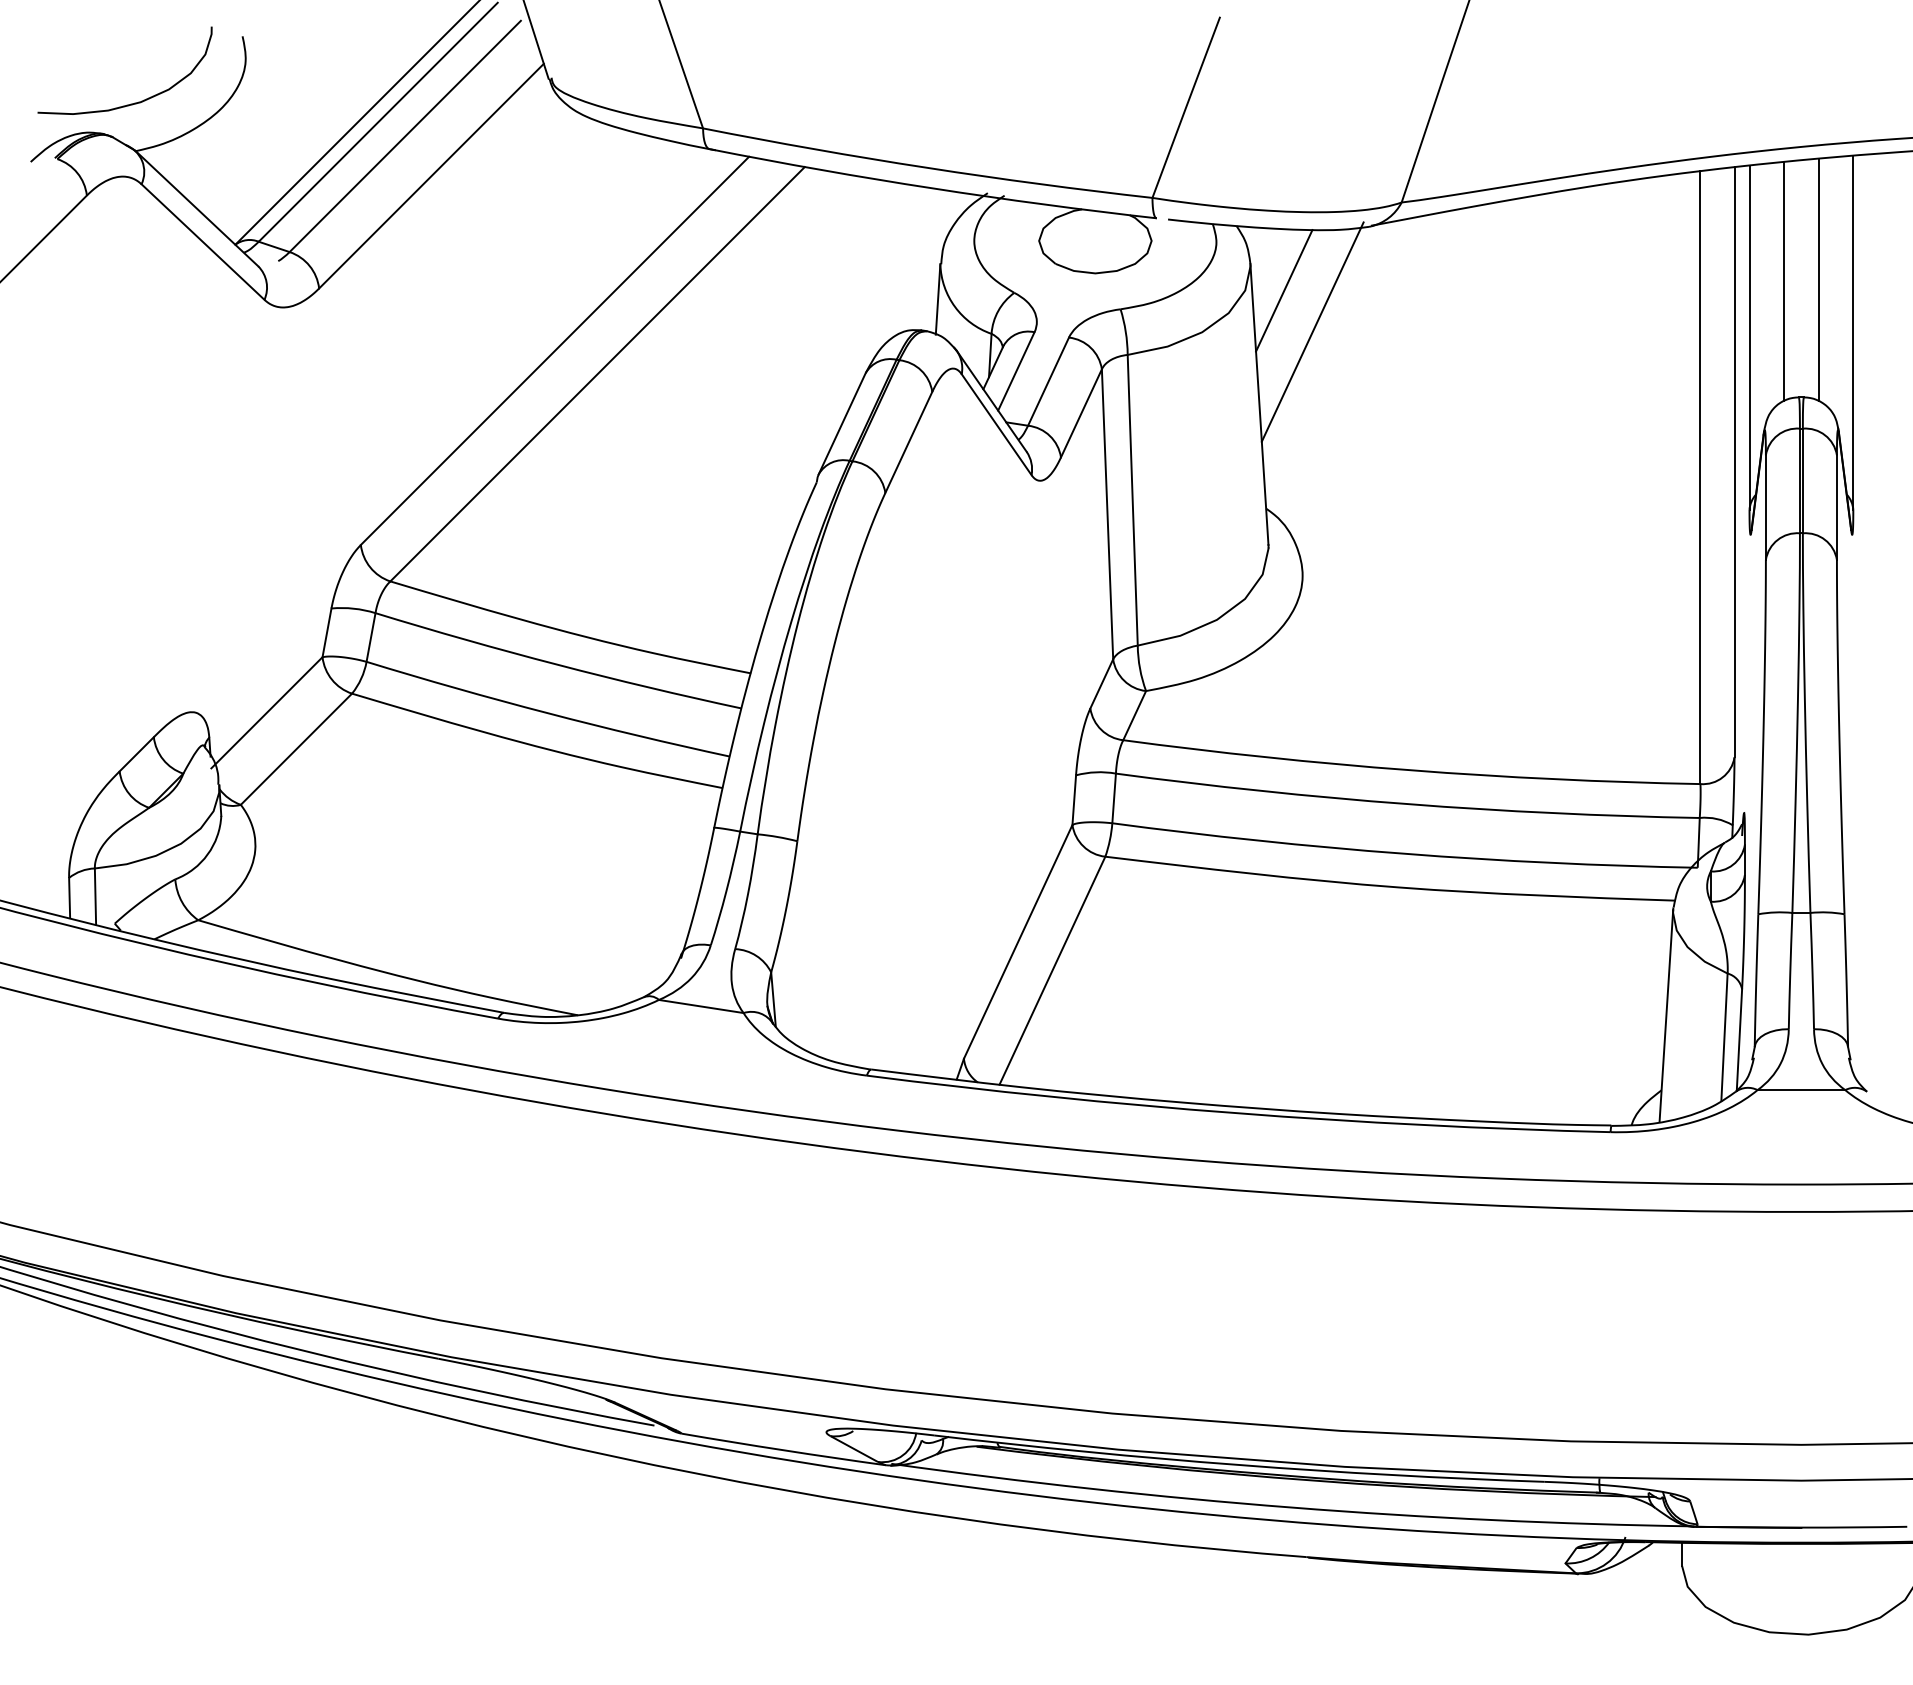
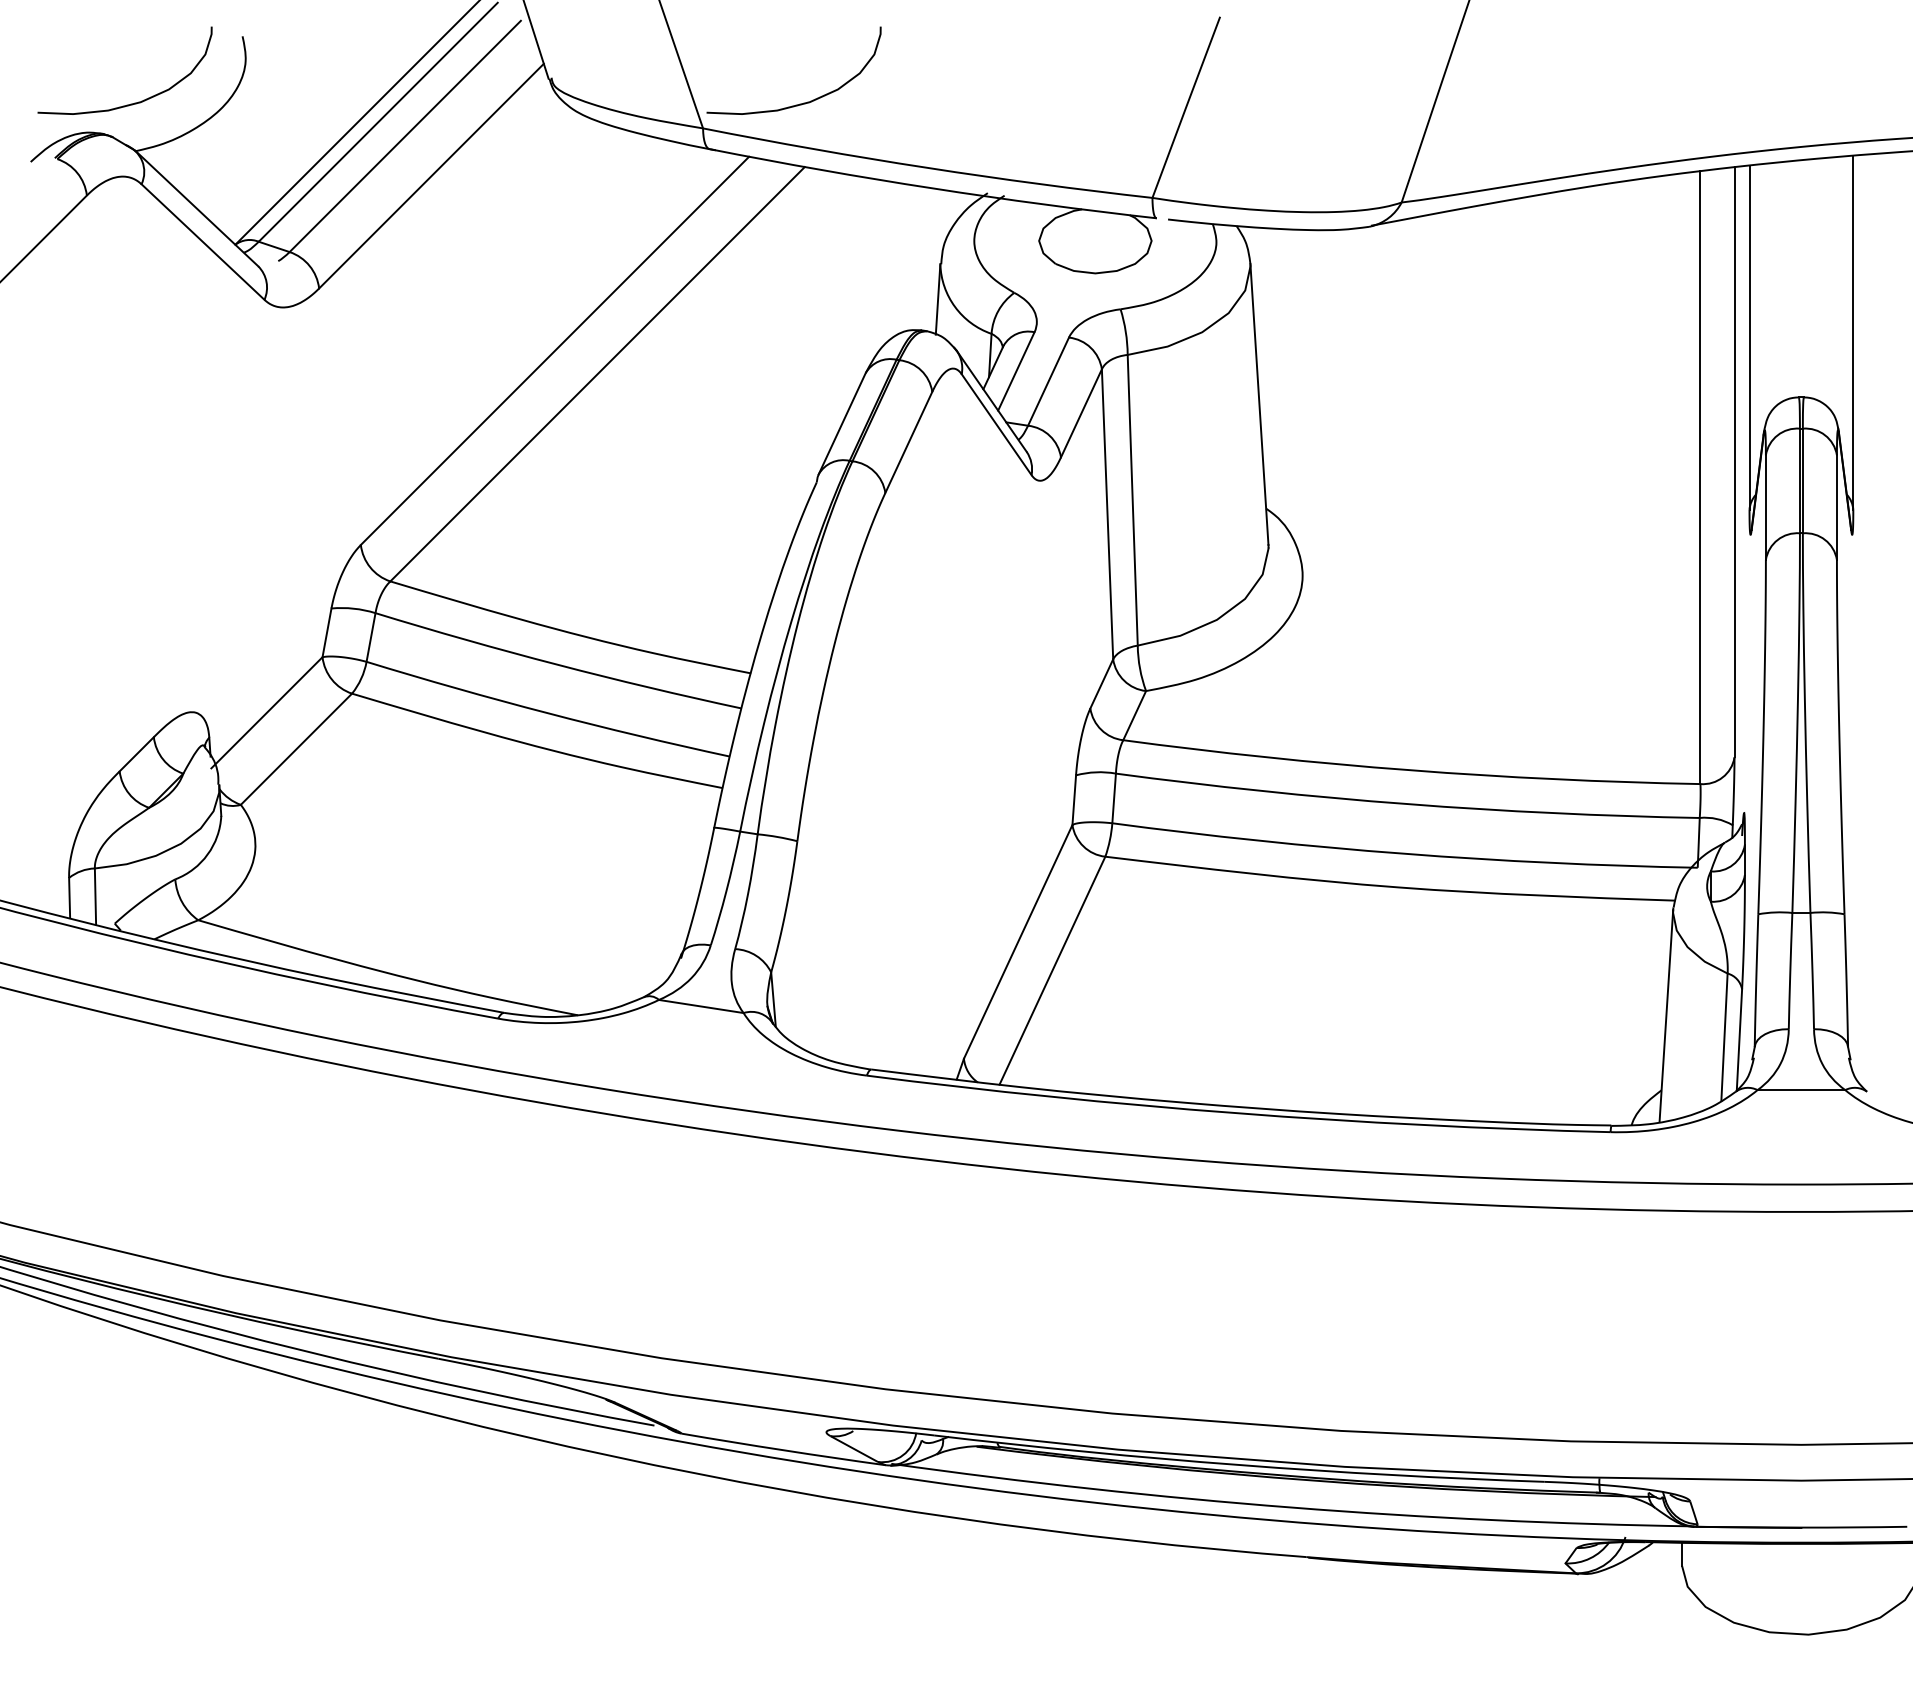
curve: none -> present (803, 102)
line: present -> none (1819, 279)
line: present -> none (1783, 281)
line: present -> none (1284, 290)
line: present -> none (1312, 331)
